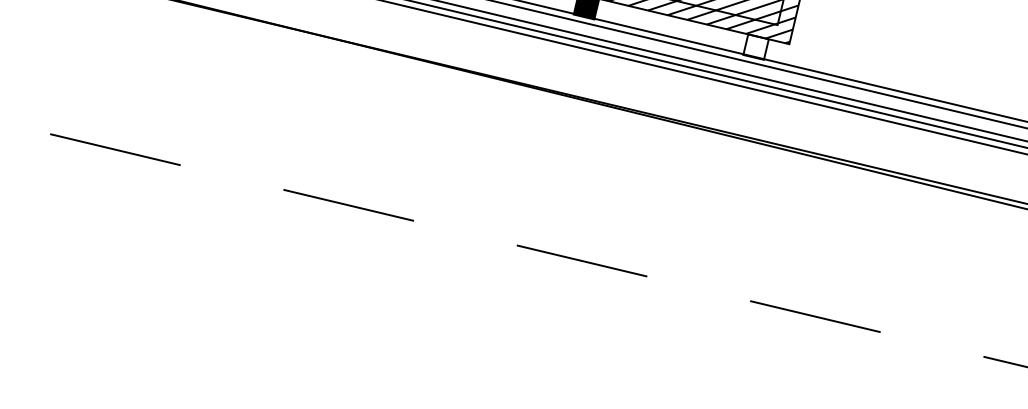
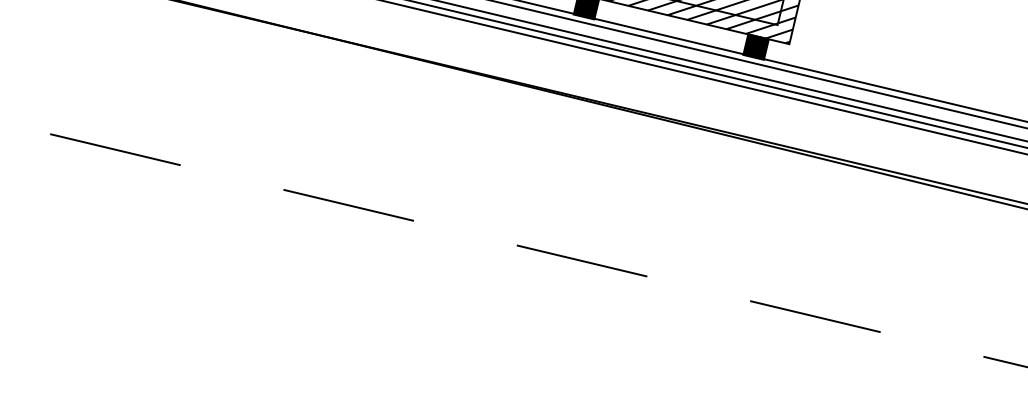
fill: none -> present (755, 46)
